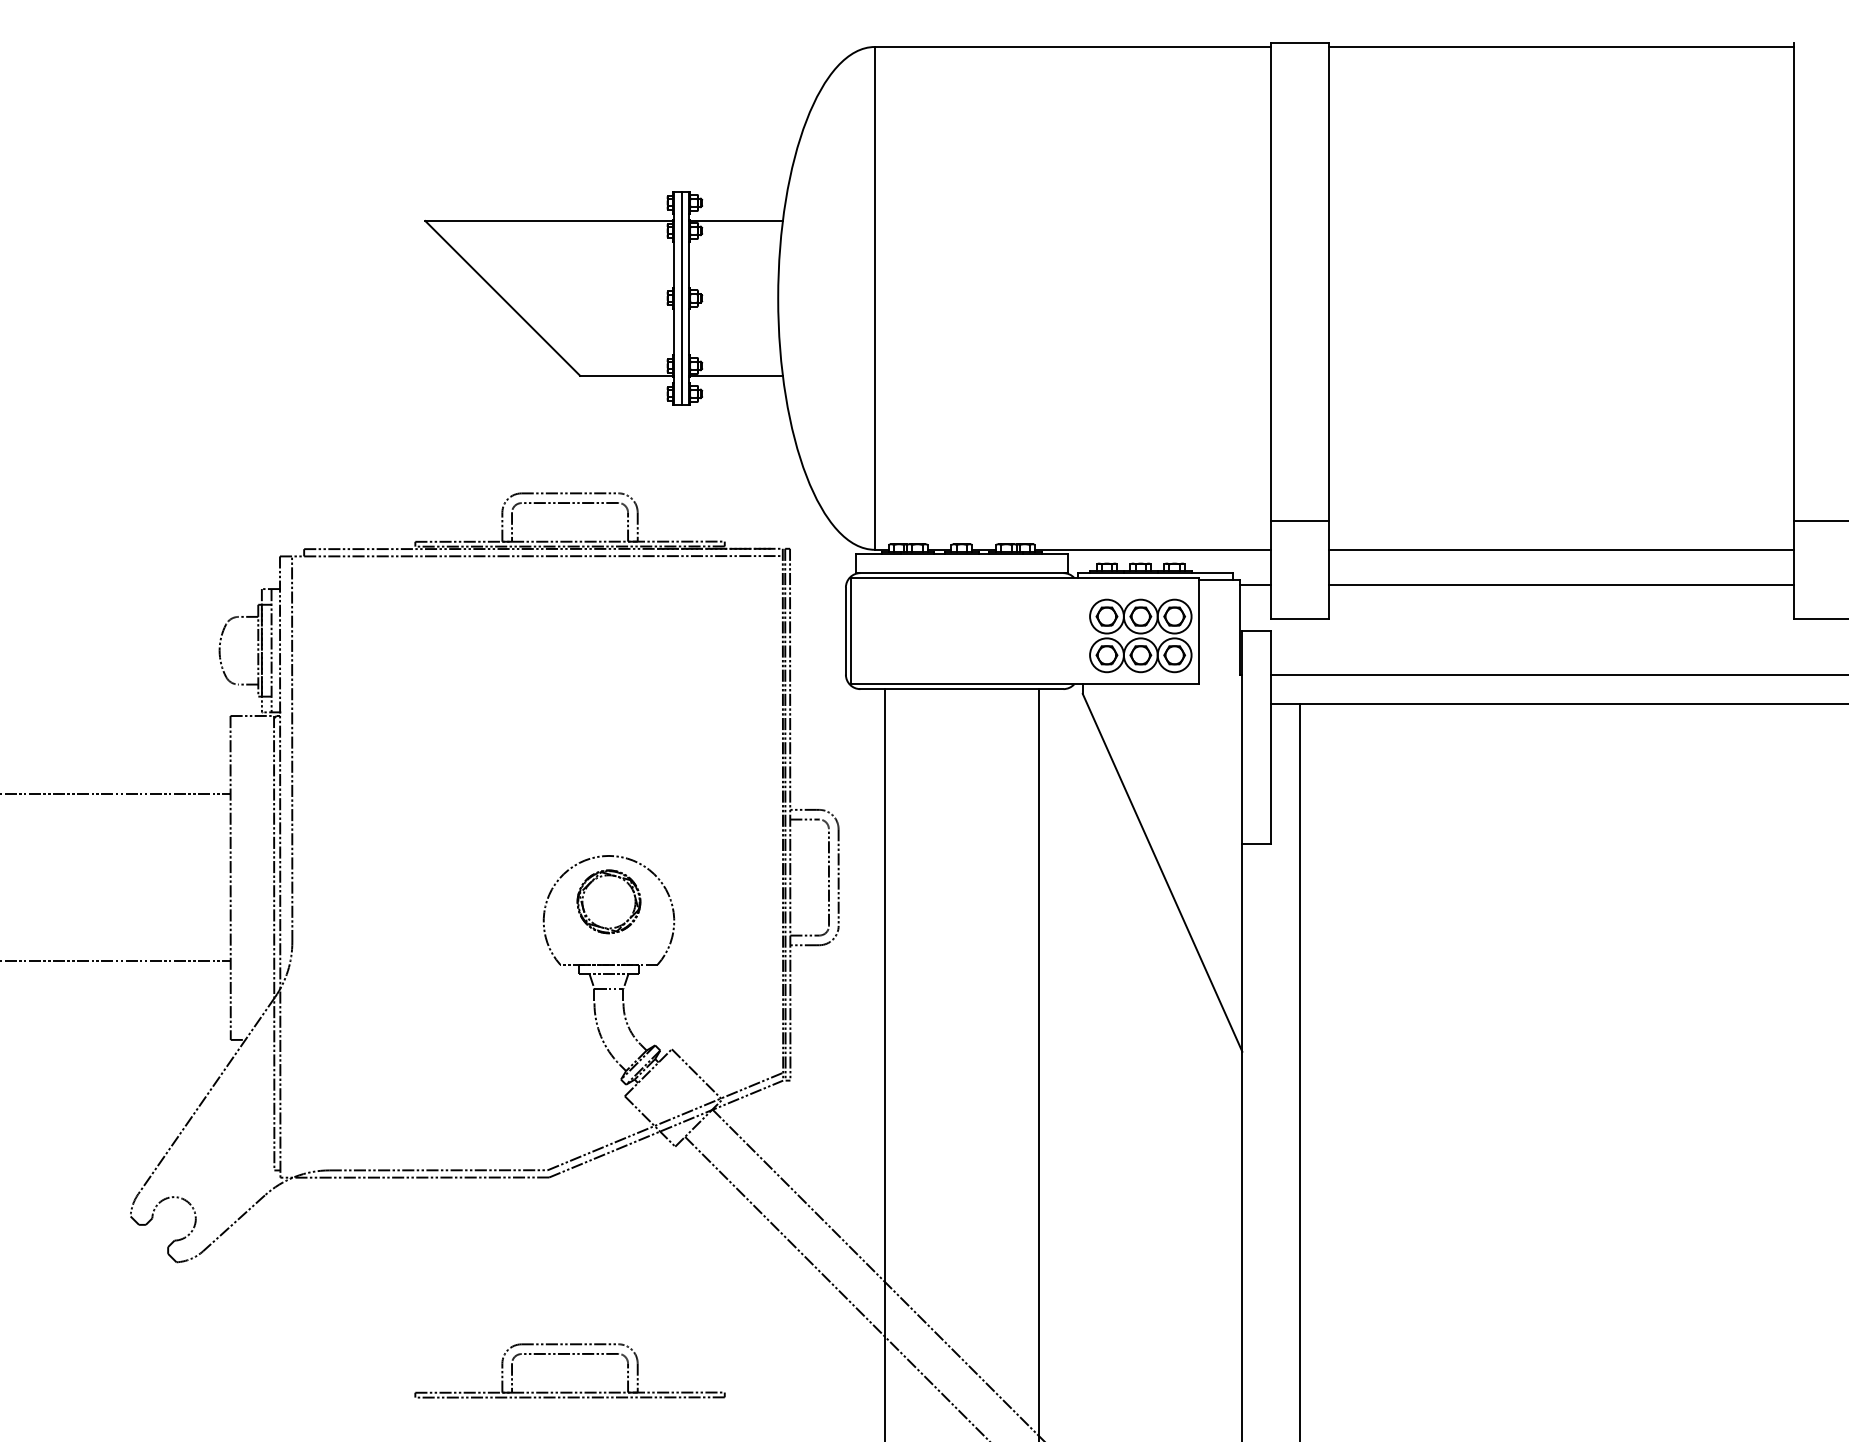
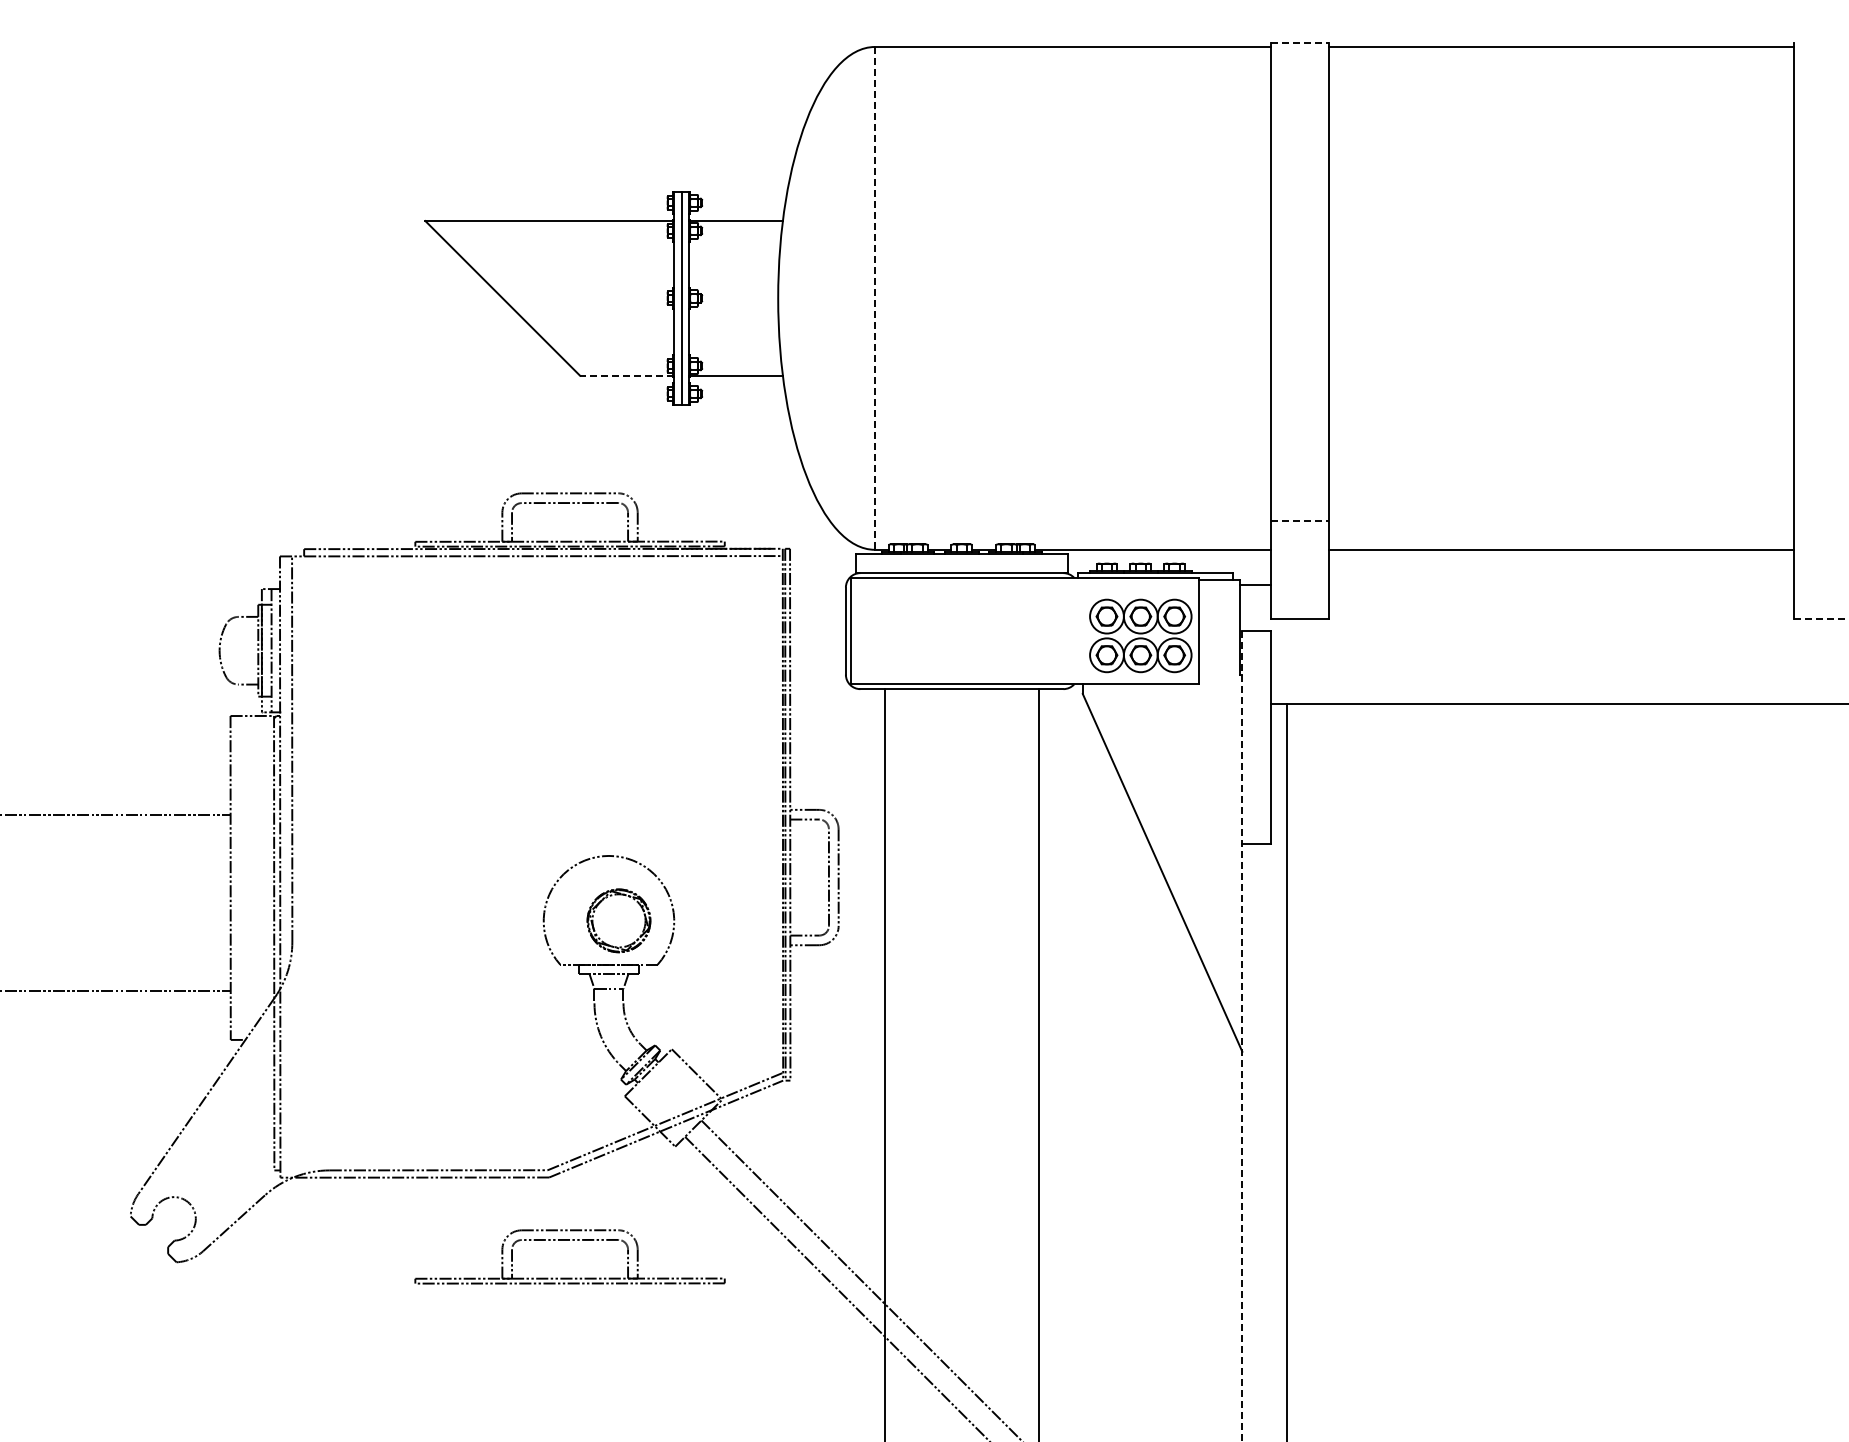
line: solid -> dashed (1300, 43)
line: solid -> dashed (874, 298)
line: solid -> dashed (626, 375)
line: solid -> dashed (1300, 520)
line: present -> none (1819, 520)
line: present -> none (1561, 585)
line: solid -> dashed (1821, 619)
line: present -> none (1558, 674)
line position: (116, 794) -> (116, 815) (116, 815)
part position: (608, 901) -> (618, 920) (618, 920)
line position: (116, 961) -> (116, 991) (116, 991)
line: solid -> dashed (1242, 1036)
line position: (1300, 1070) -> (1287, 1070) (1287, 1070)
line position: (876, 1273) -> (860, 1279) (860, 1279)
part position: (569, 1354) -> (569, 1240) (569, 1240)
